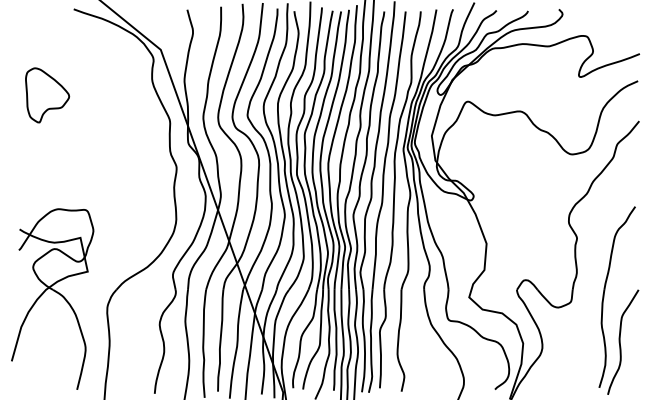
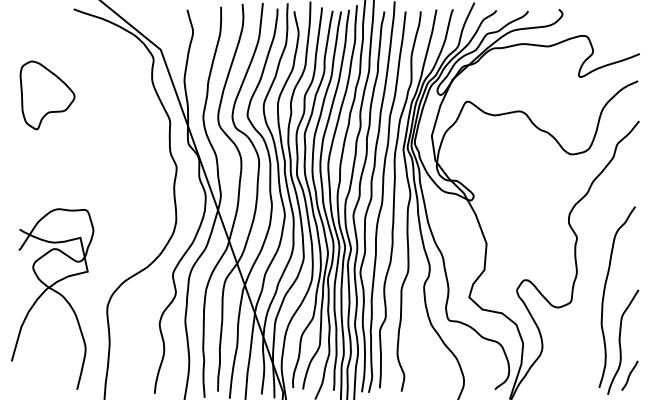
part size: 46x57 px -> 57x71 px (47, 95)
curve: none -> present (629, 375)
